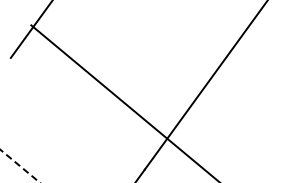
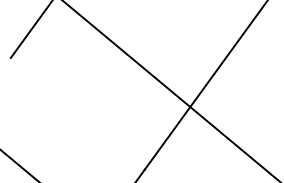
line position: (123, 102) -> (170, 90) (170, 90)
line: dashed -> solid (19, 165)
